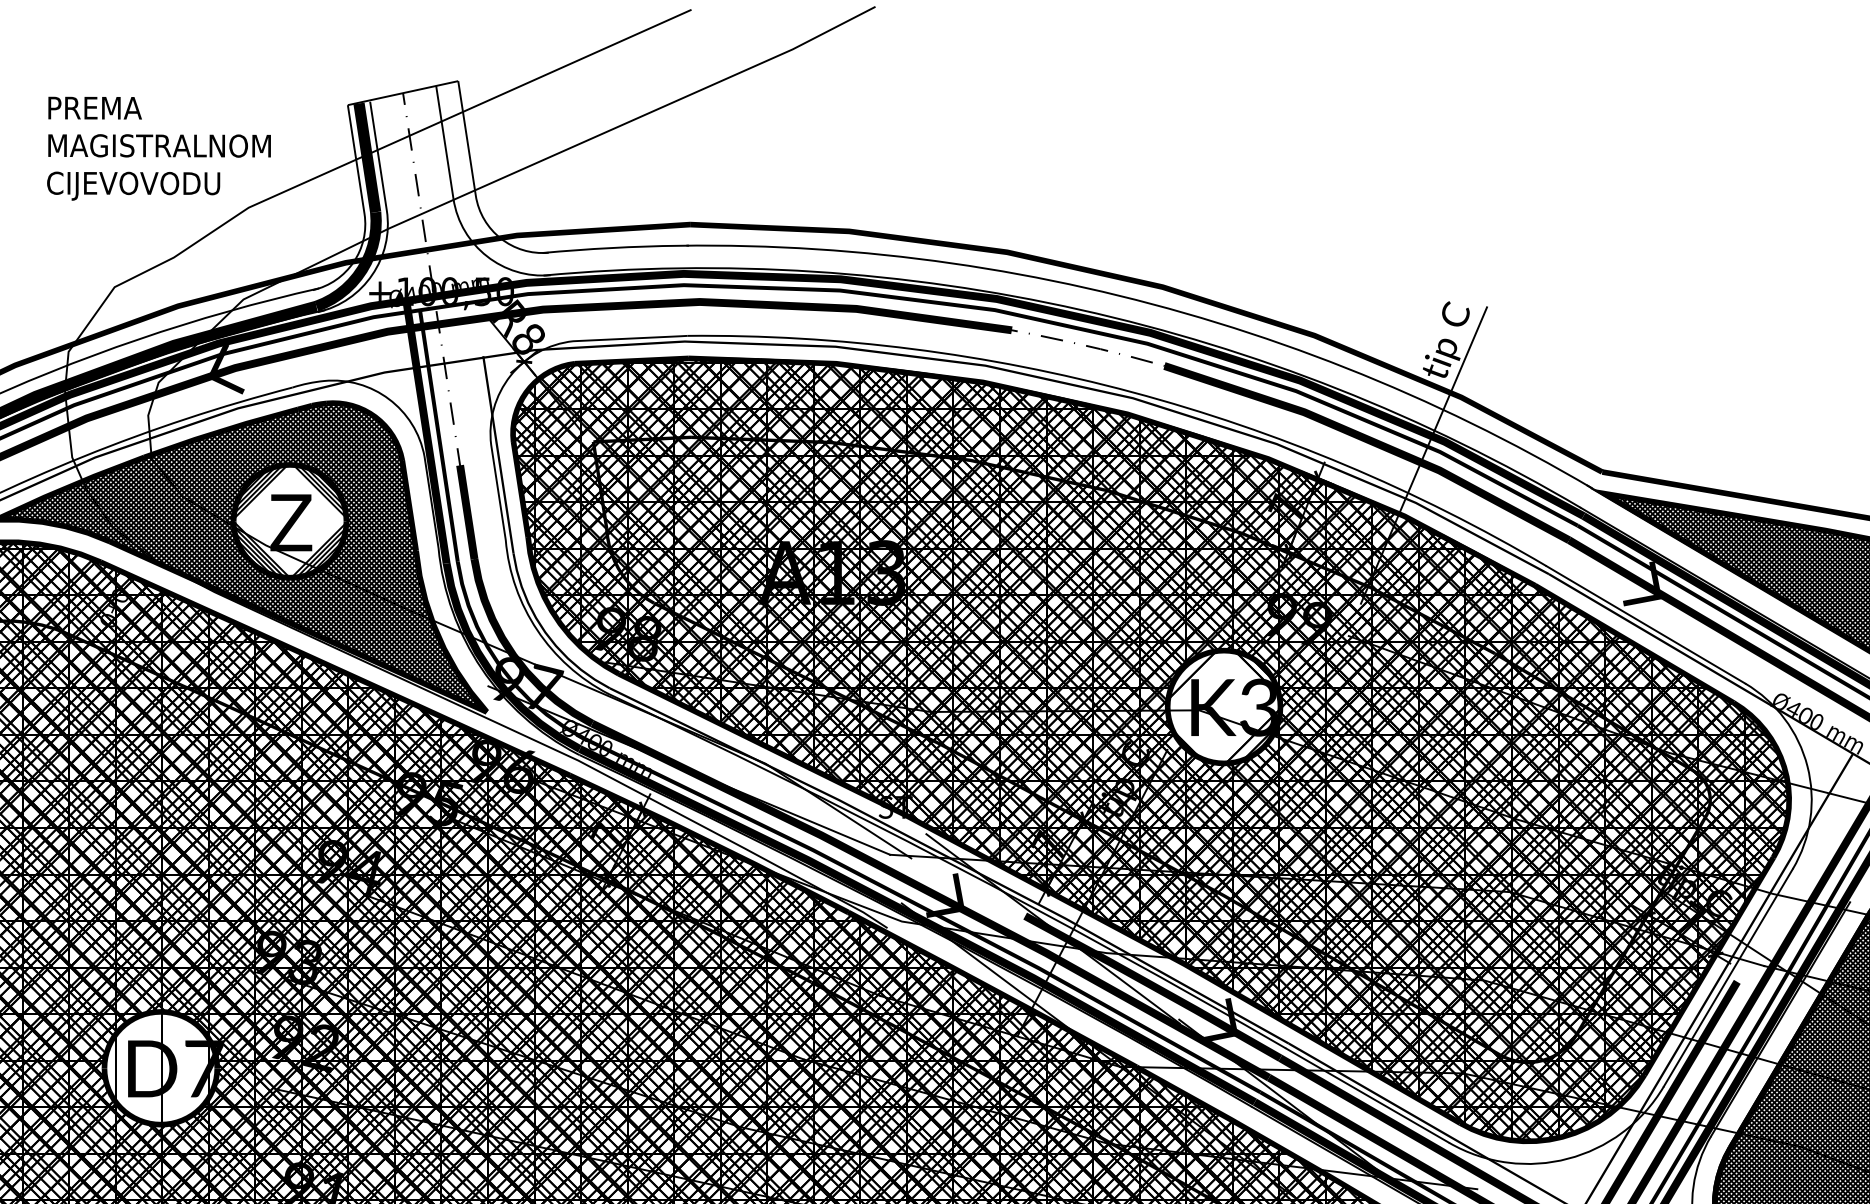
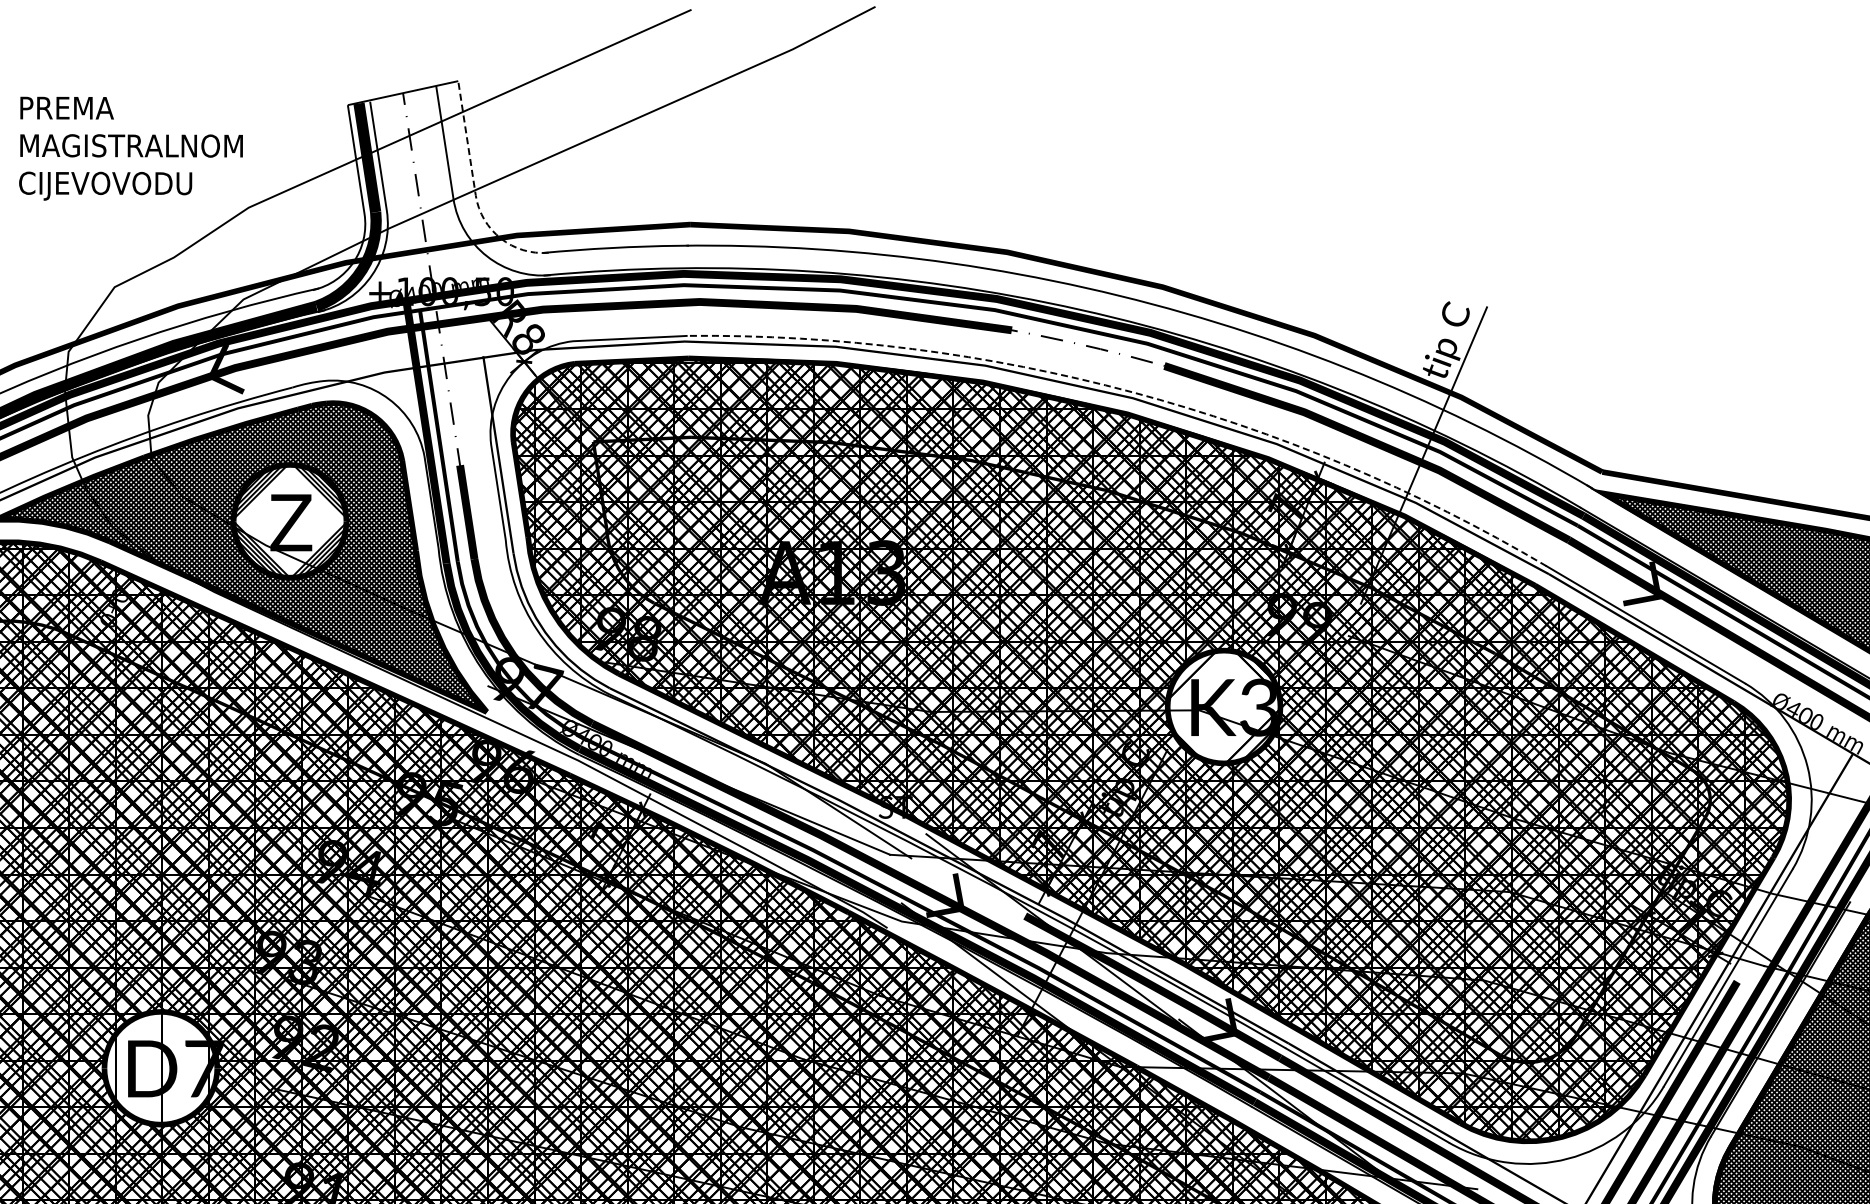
text position: (158, 148) -> (130, 148) (130, 148)
line: solid -> dashed (476, 200)
arc: solid -> dashed (1132, 392)
